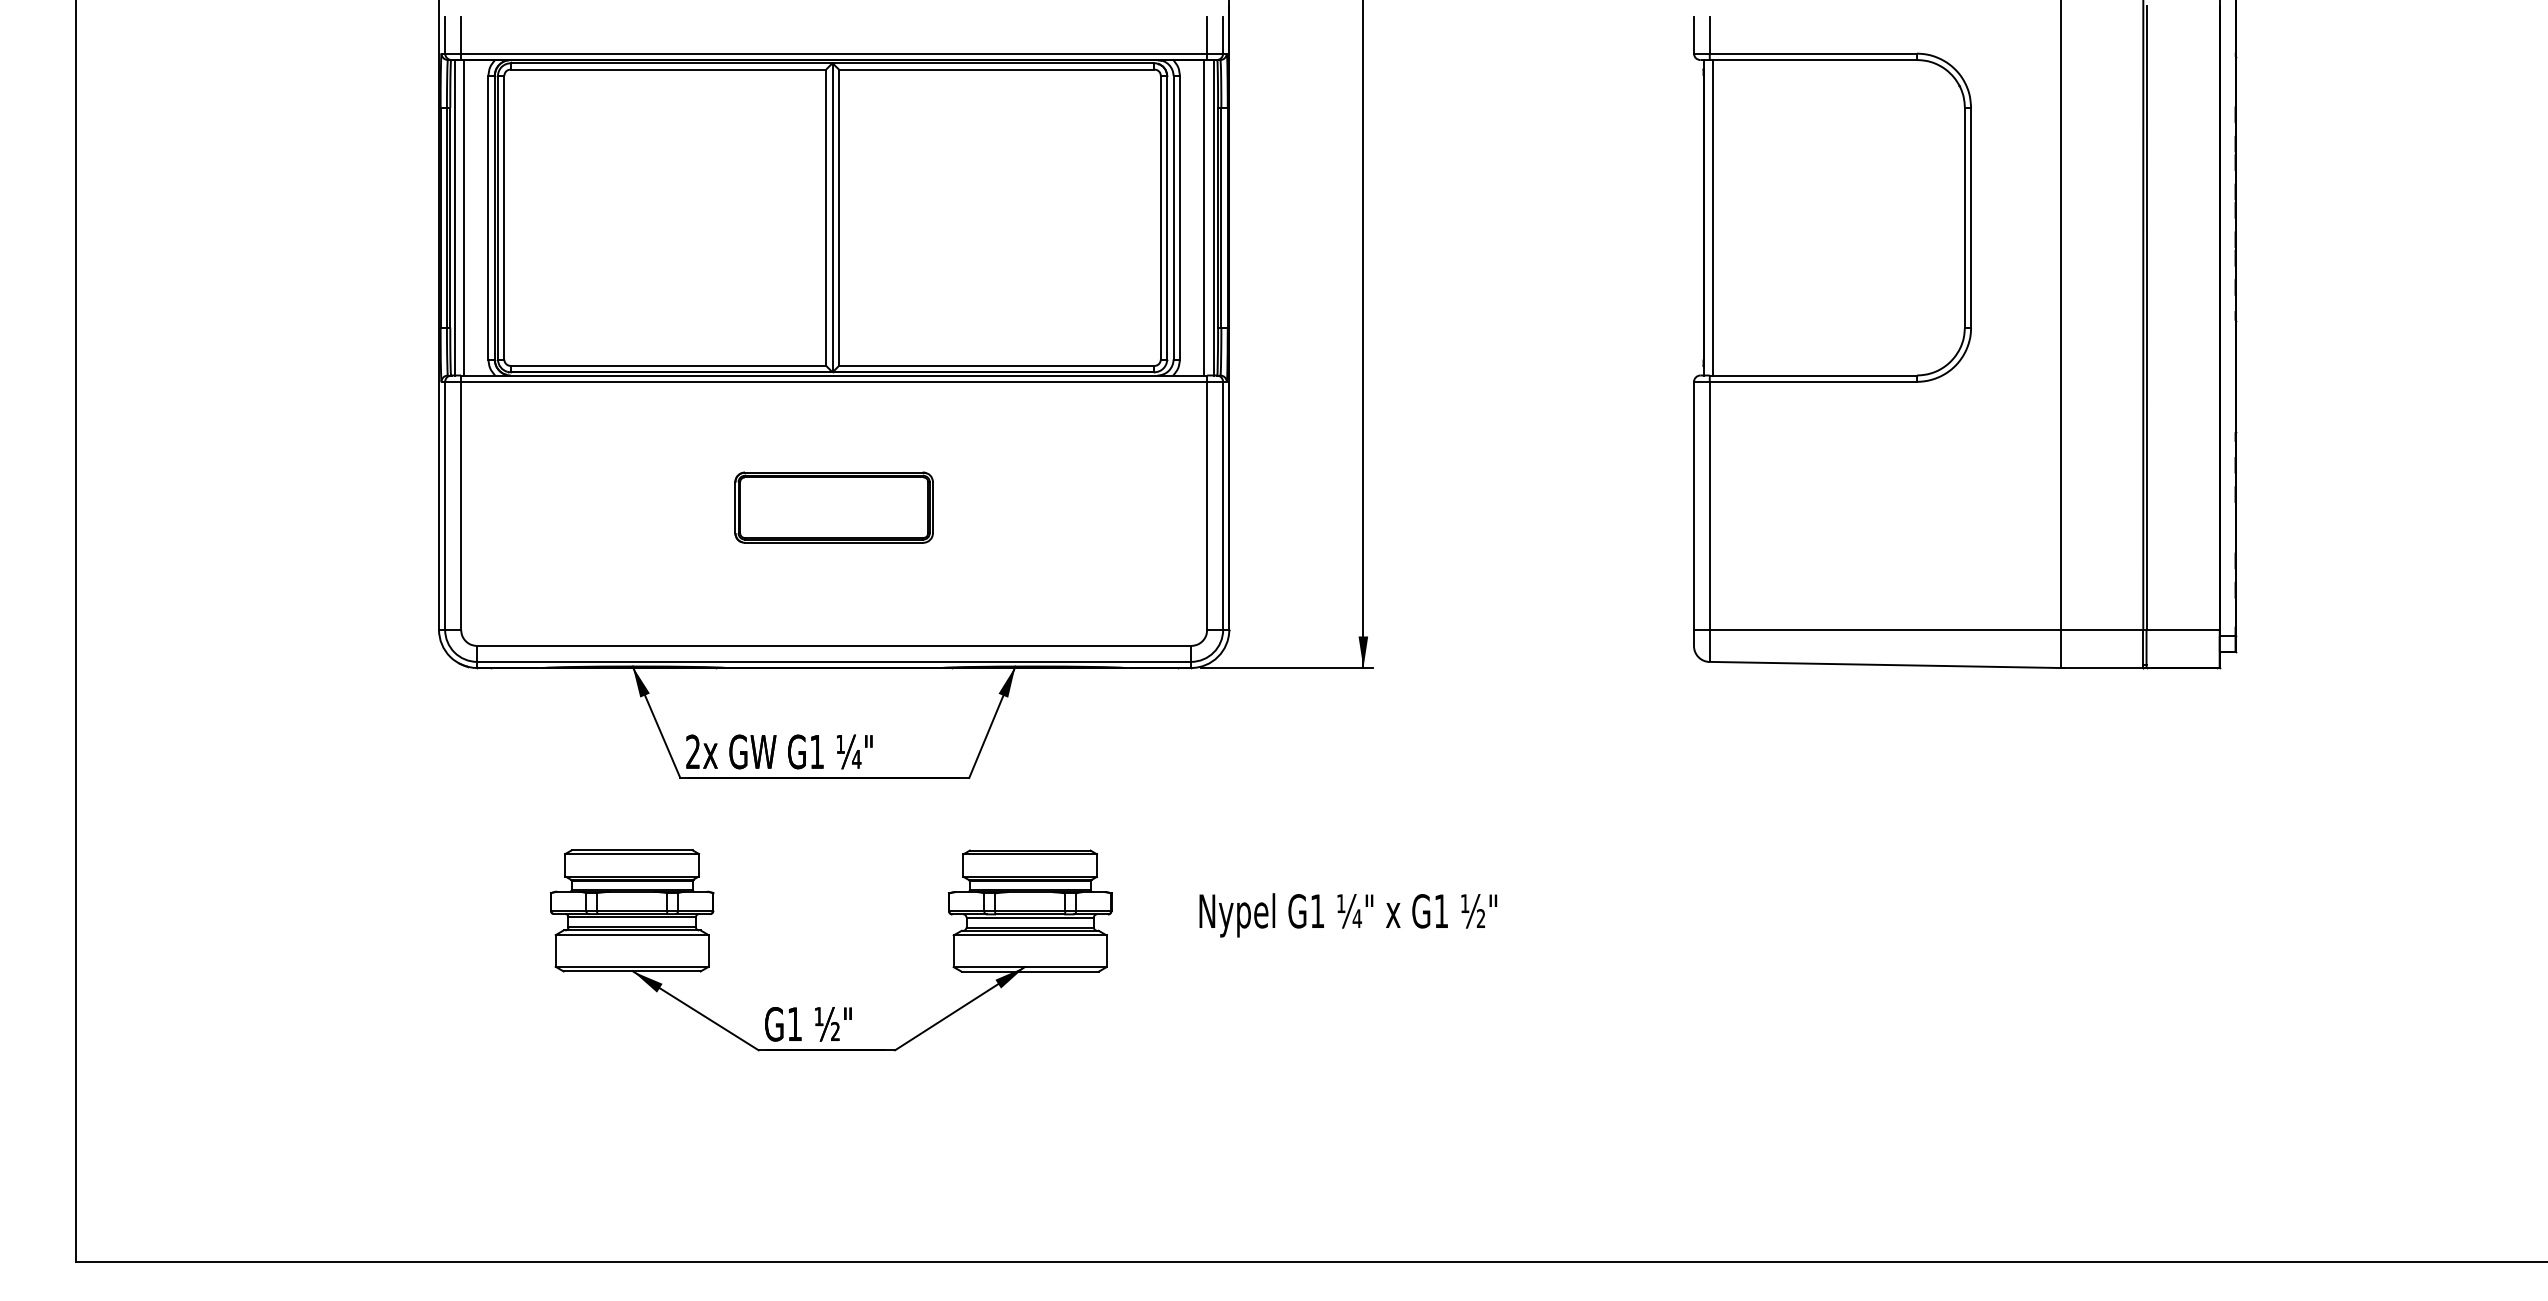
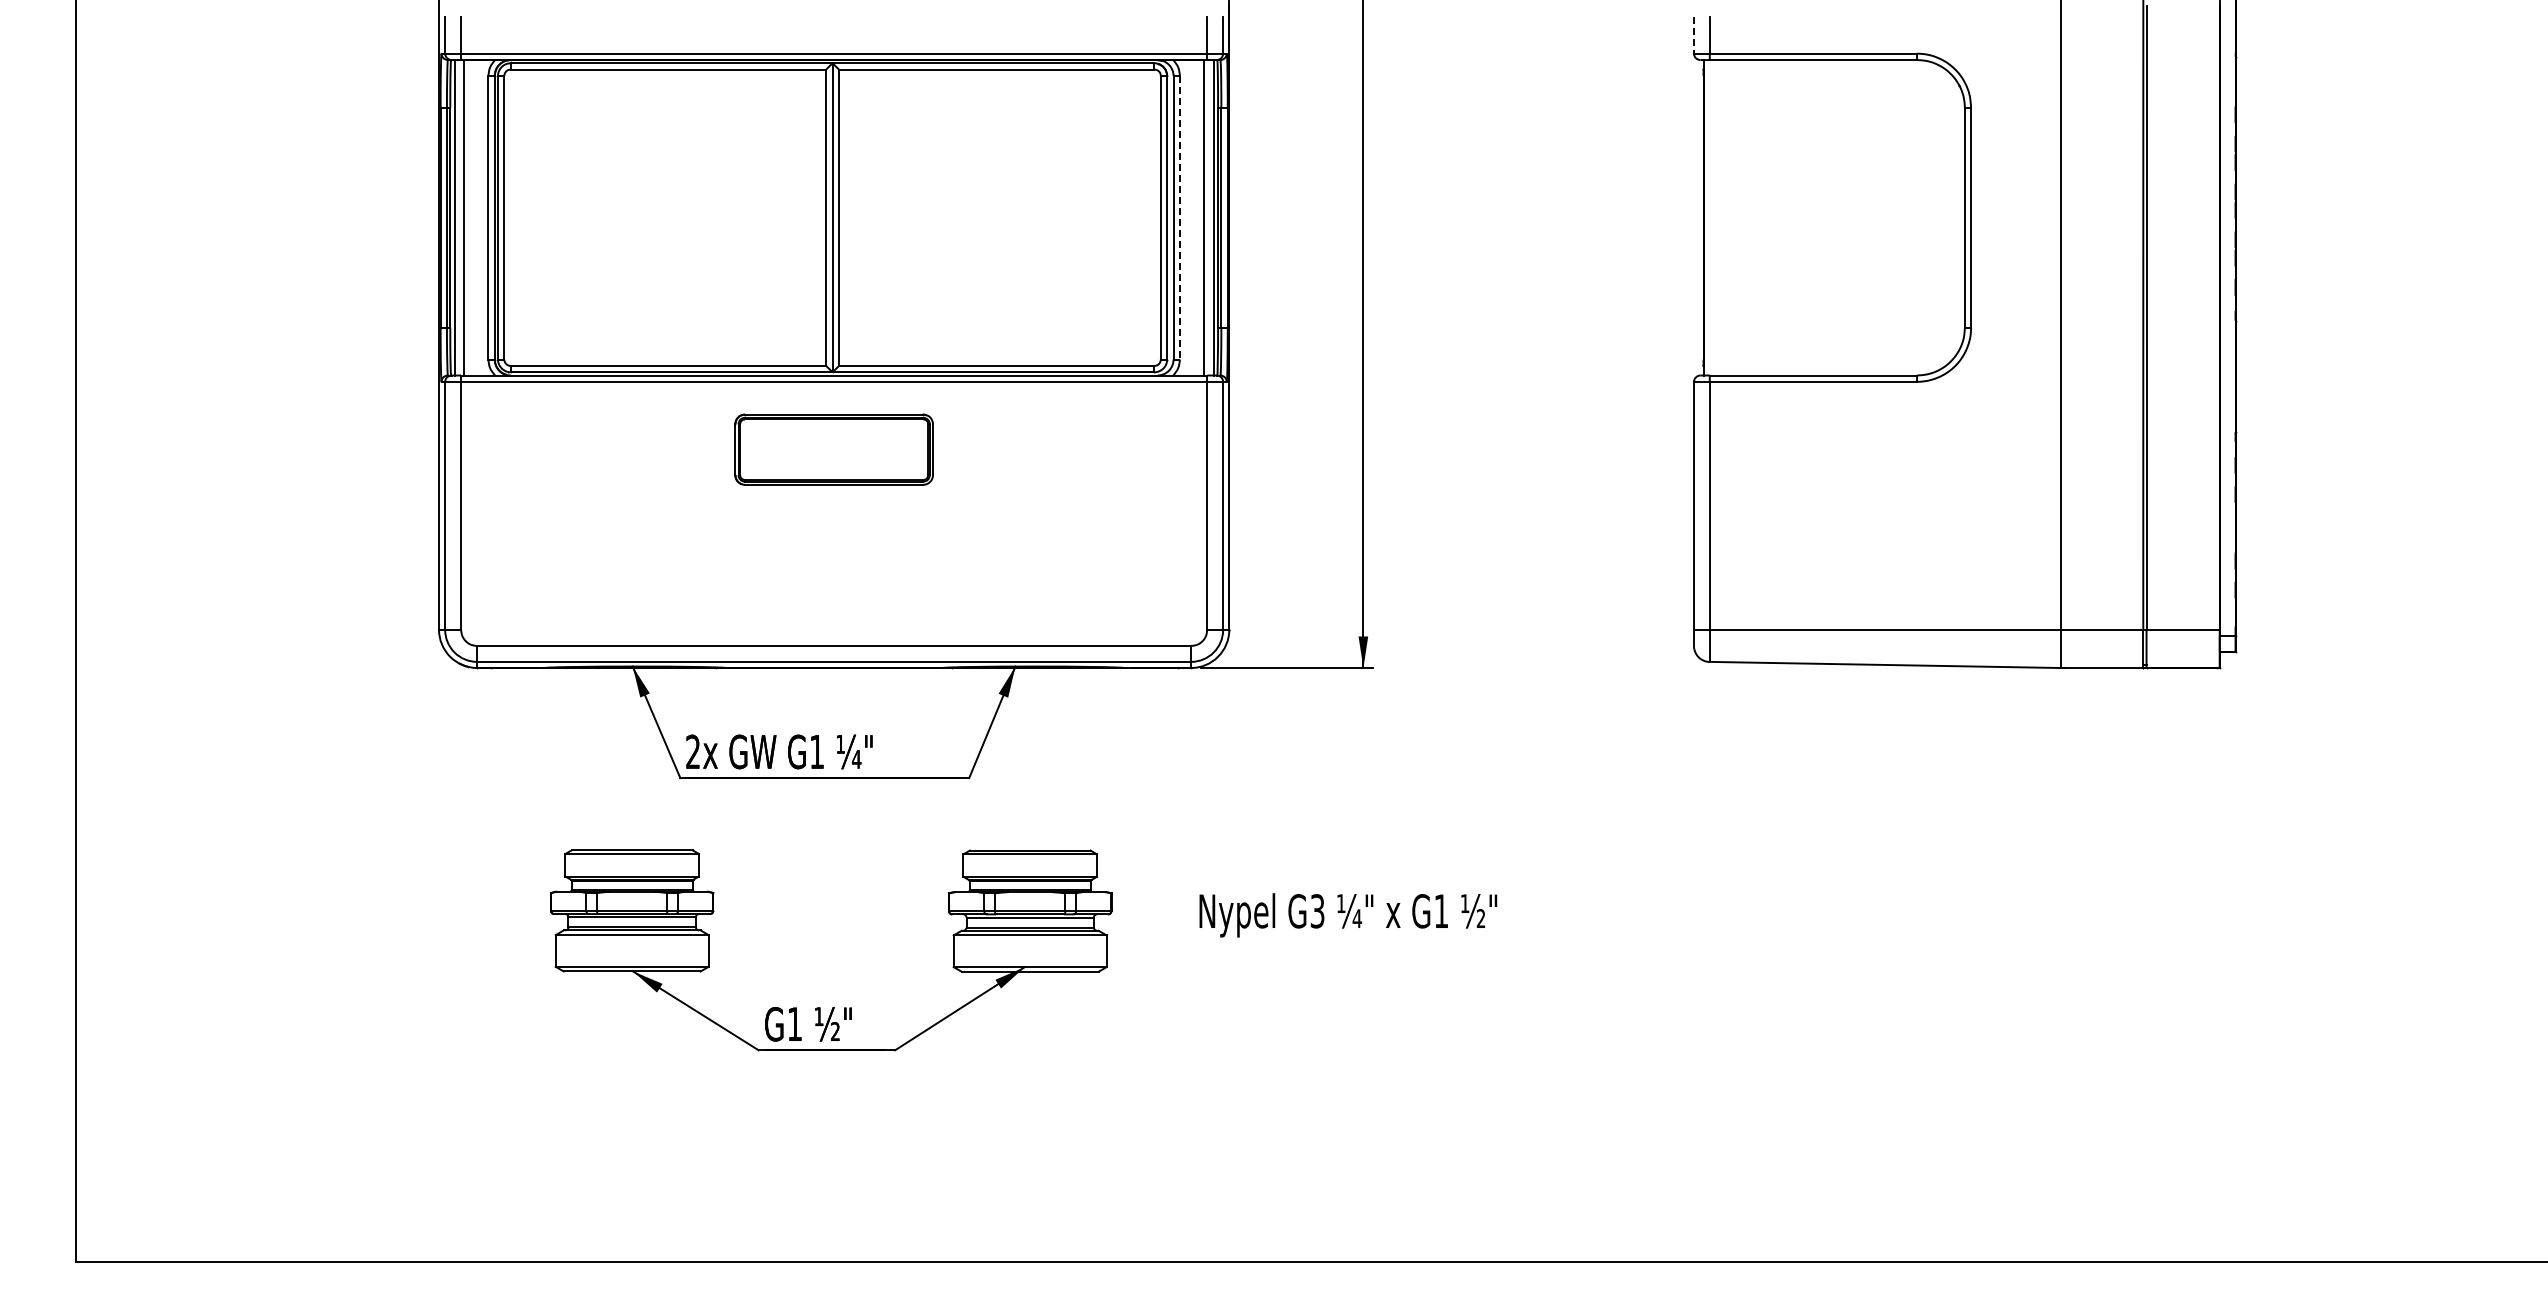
line: solid -> dashed (1693, 35)
line: solid -> dashed (1179, 217)
line: present -> none (1713, 217)
part position: (833, 507) -> (833, 449) (833, 449)
text: G1 -> G3 (1317, 911)
